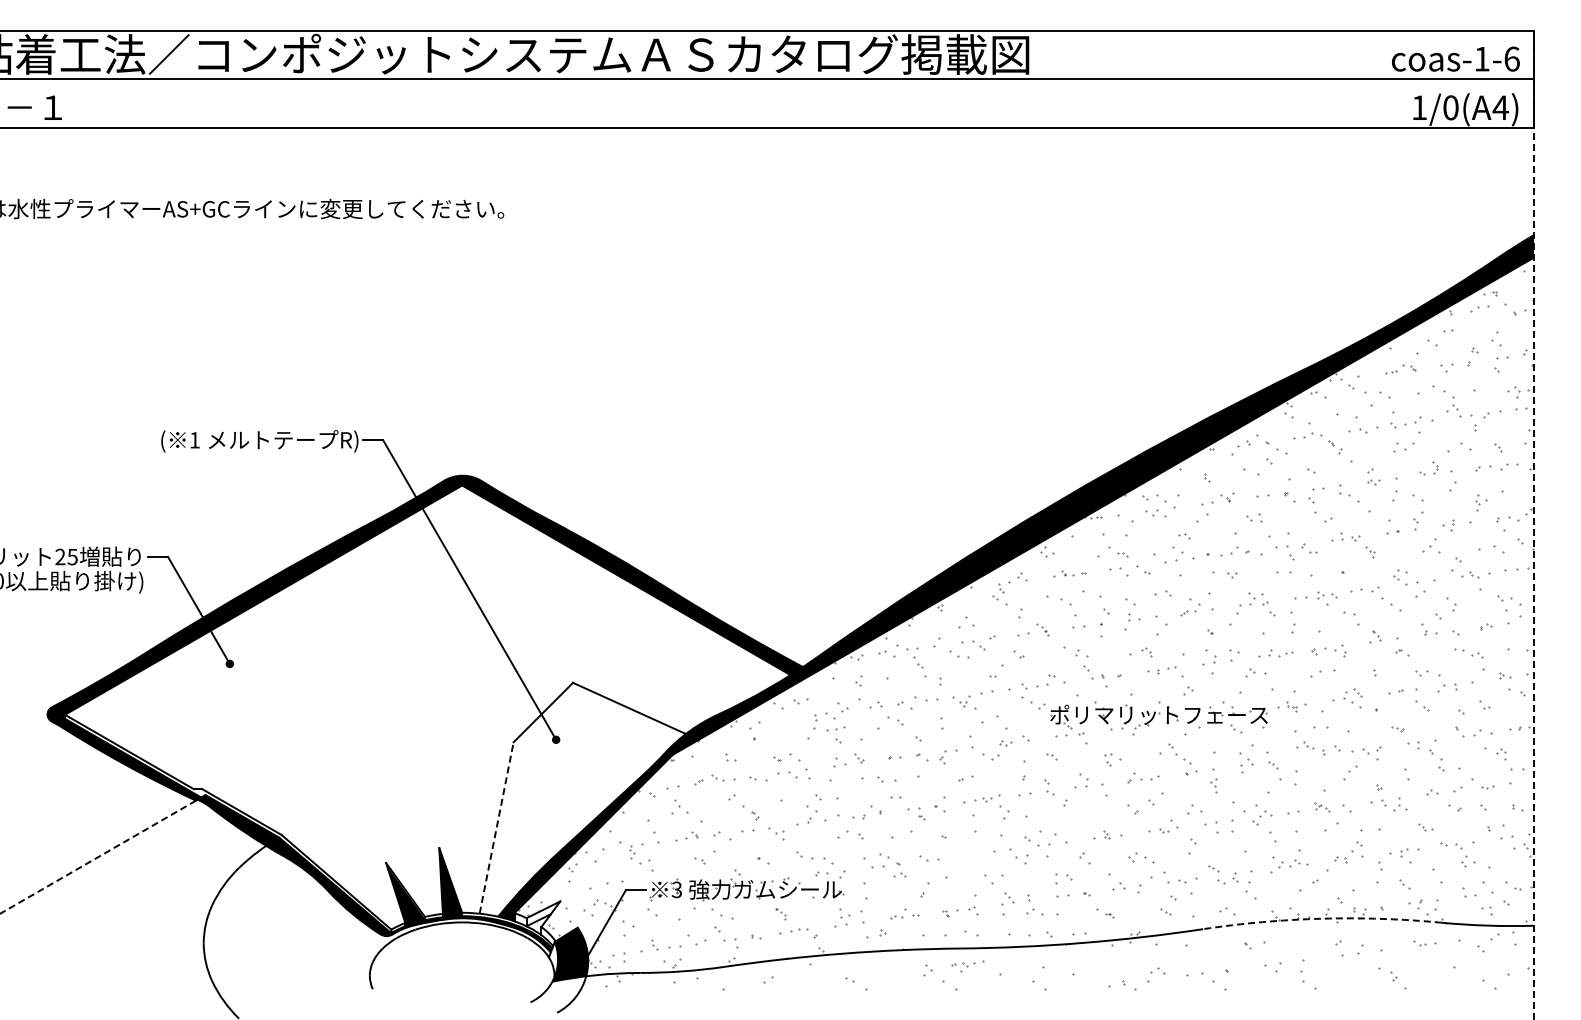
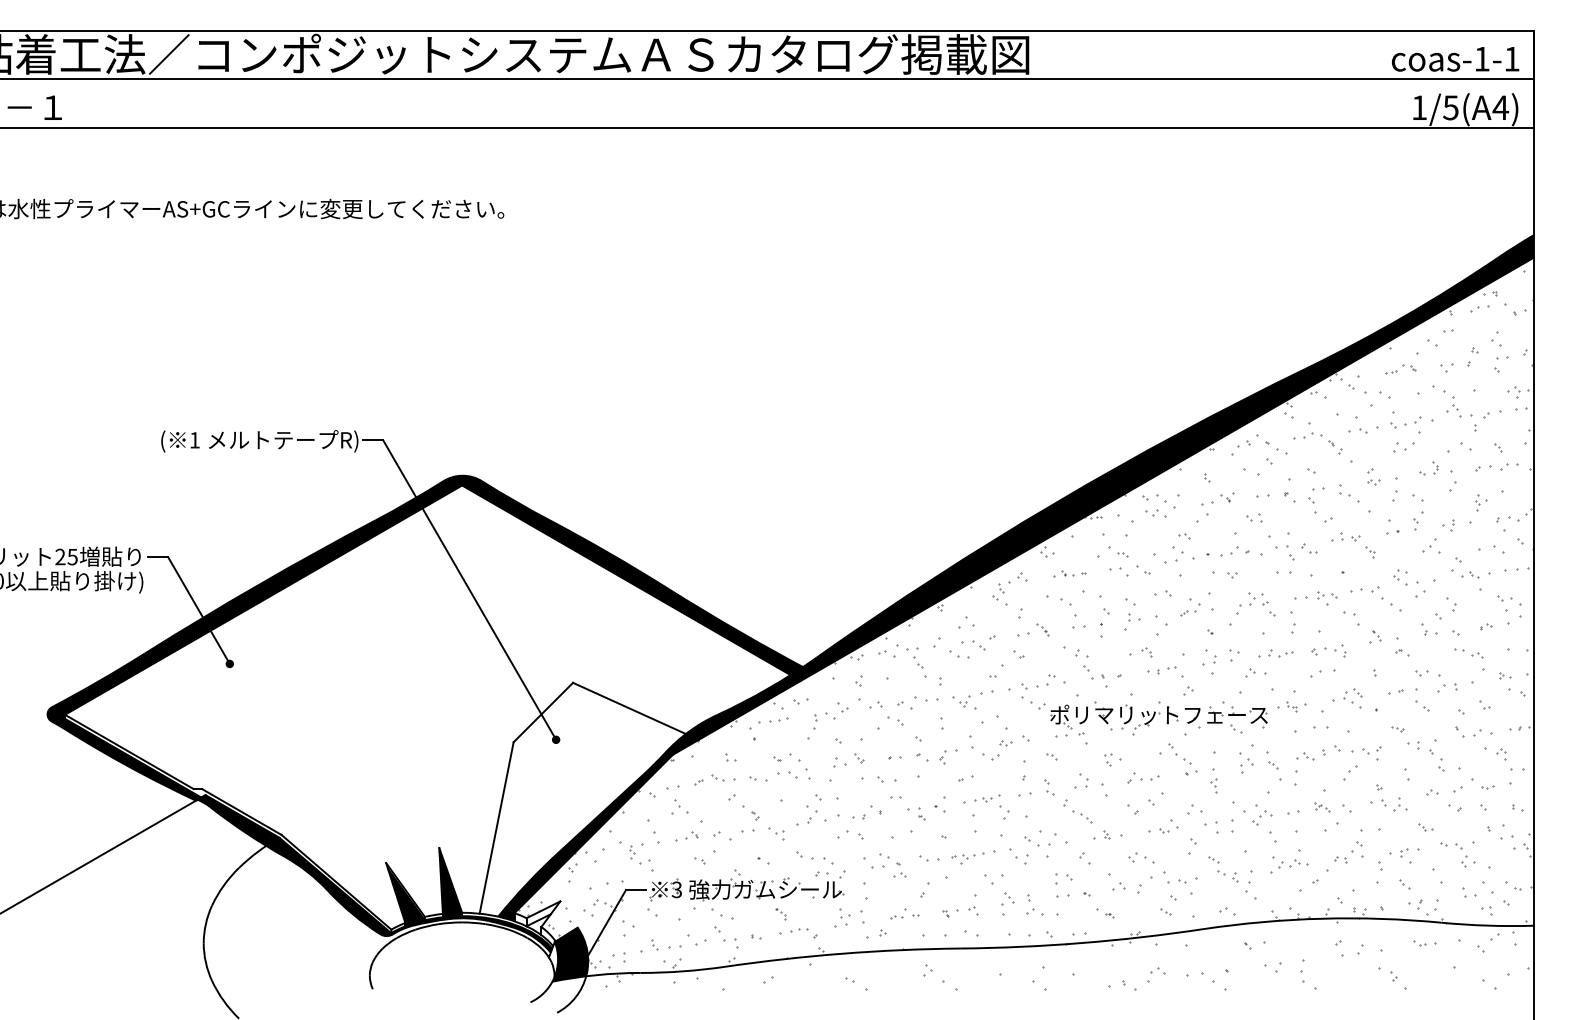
text: coas-1-6 -> coas-1-1 (1511, 58)
text: 1/0(A4) -> 1/5(A4) (1450, 107)
line: dashed -> solid (1533, 524)
part position: (835, 728) -> (778, 719) (778, 719)
part position: (1305, 745) -> (1305, 756) (1305, 756)
part: none -> present (1082, 816)
line: dashed -> solid (496, 827)
line: dashed -> solid (102, 854)
part position: (1216, 874) -> (1216, 865) (1216, 865)
arc: dashed -> solid (1322, 918)
part position: (967, 966) -> (967, 858) (967, 858)
